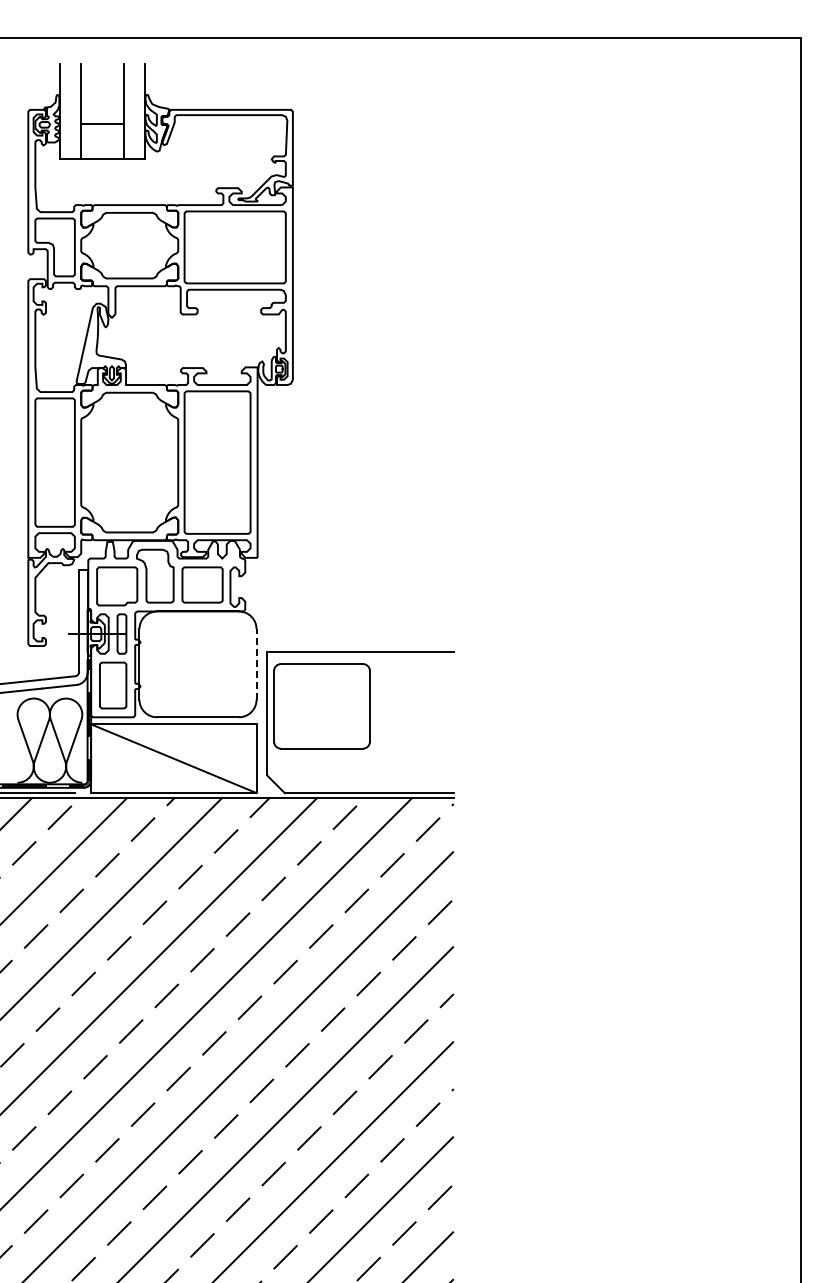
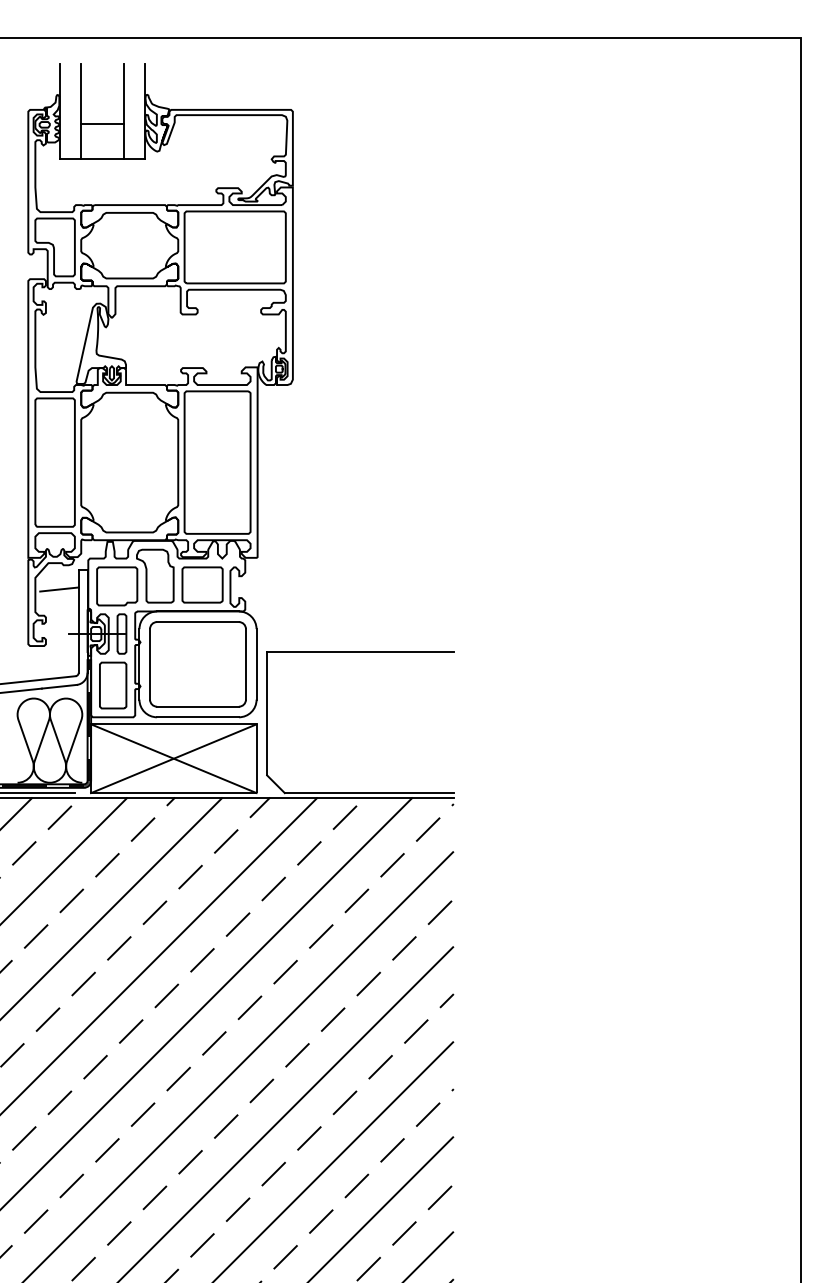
line: none -> present (59, 589)
line: dashed -> solid (256, 663)
part position: (321, 706) -> (197, 664) (197, 664)
line: none -> present (173, 758)
